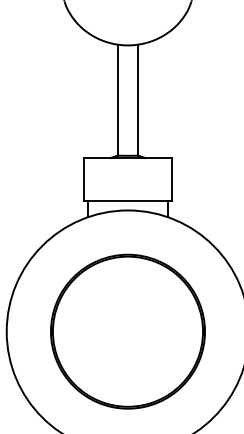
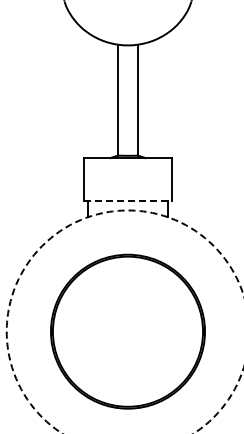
line: solid -> dashed (128, 200)
circle: solid -> dashed (124, 321)
